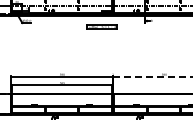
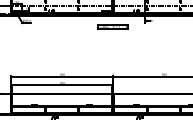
part position: (101, 26) -> (112, 26) (112, 26)
line: dashed -> solid (153, 76)
